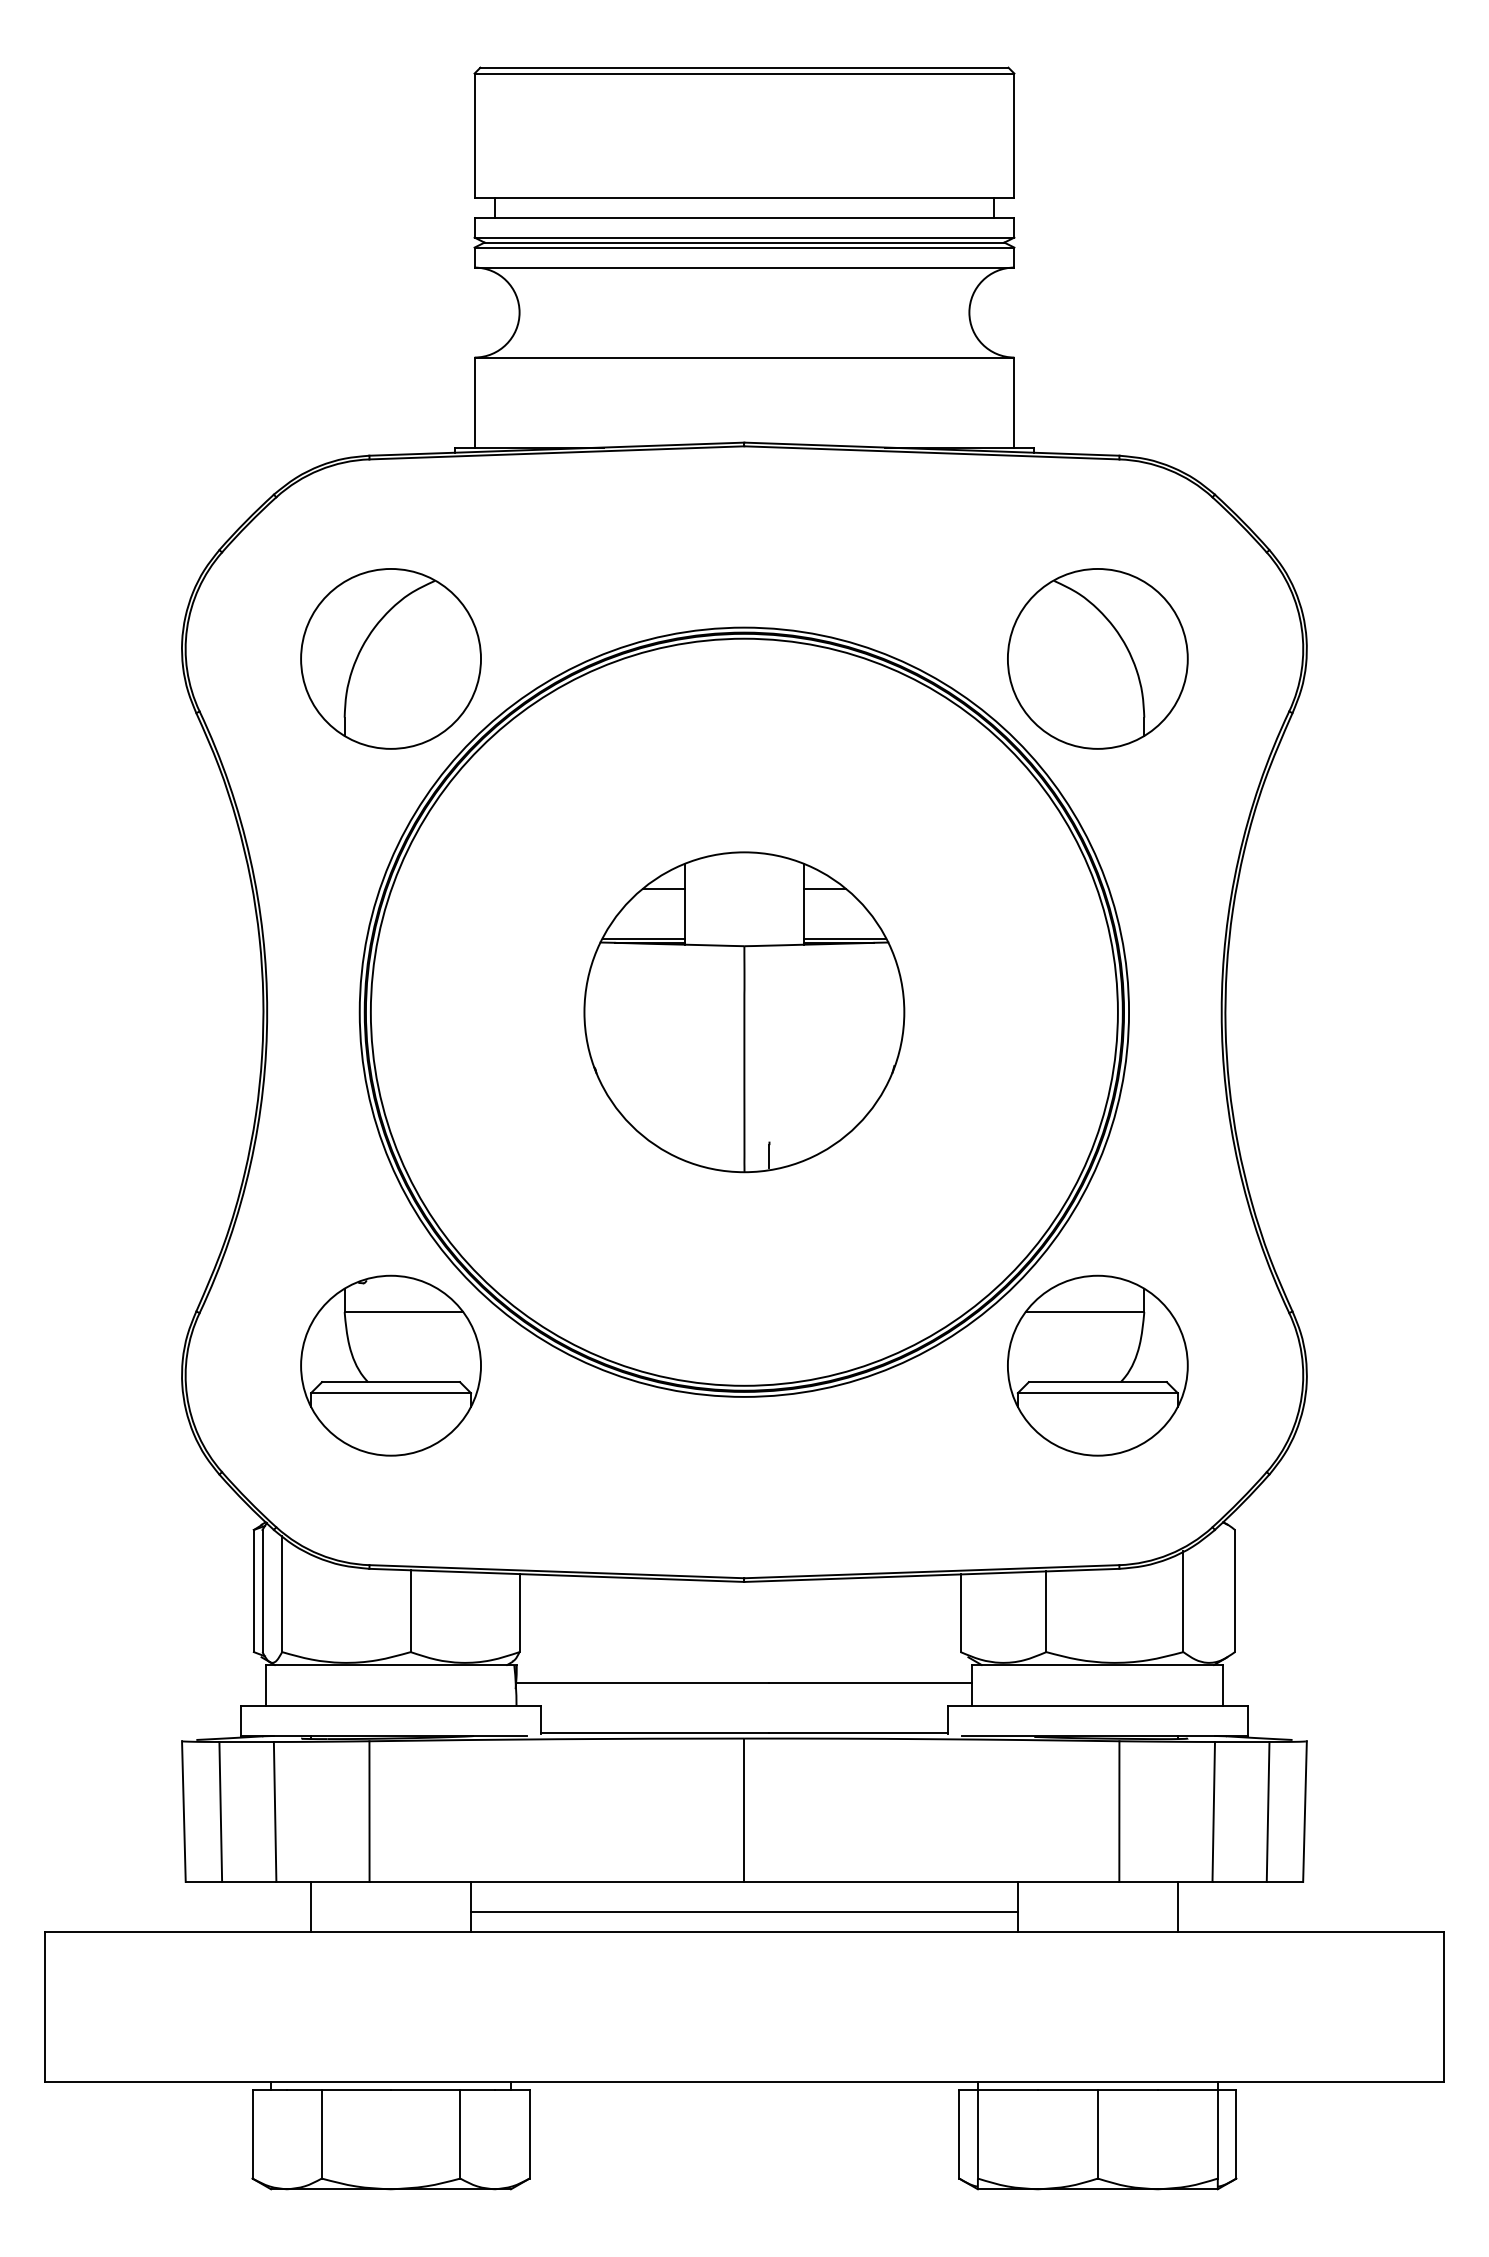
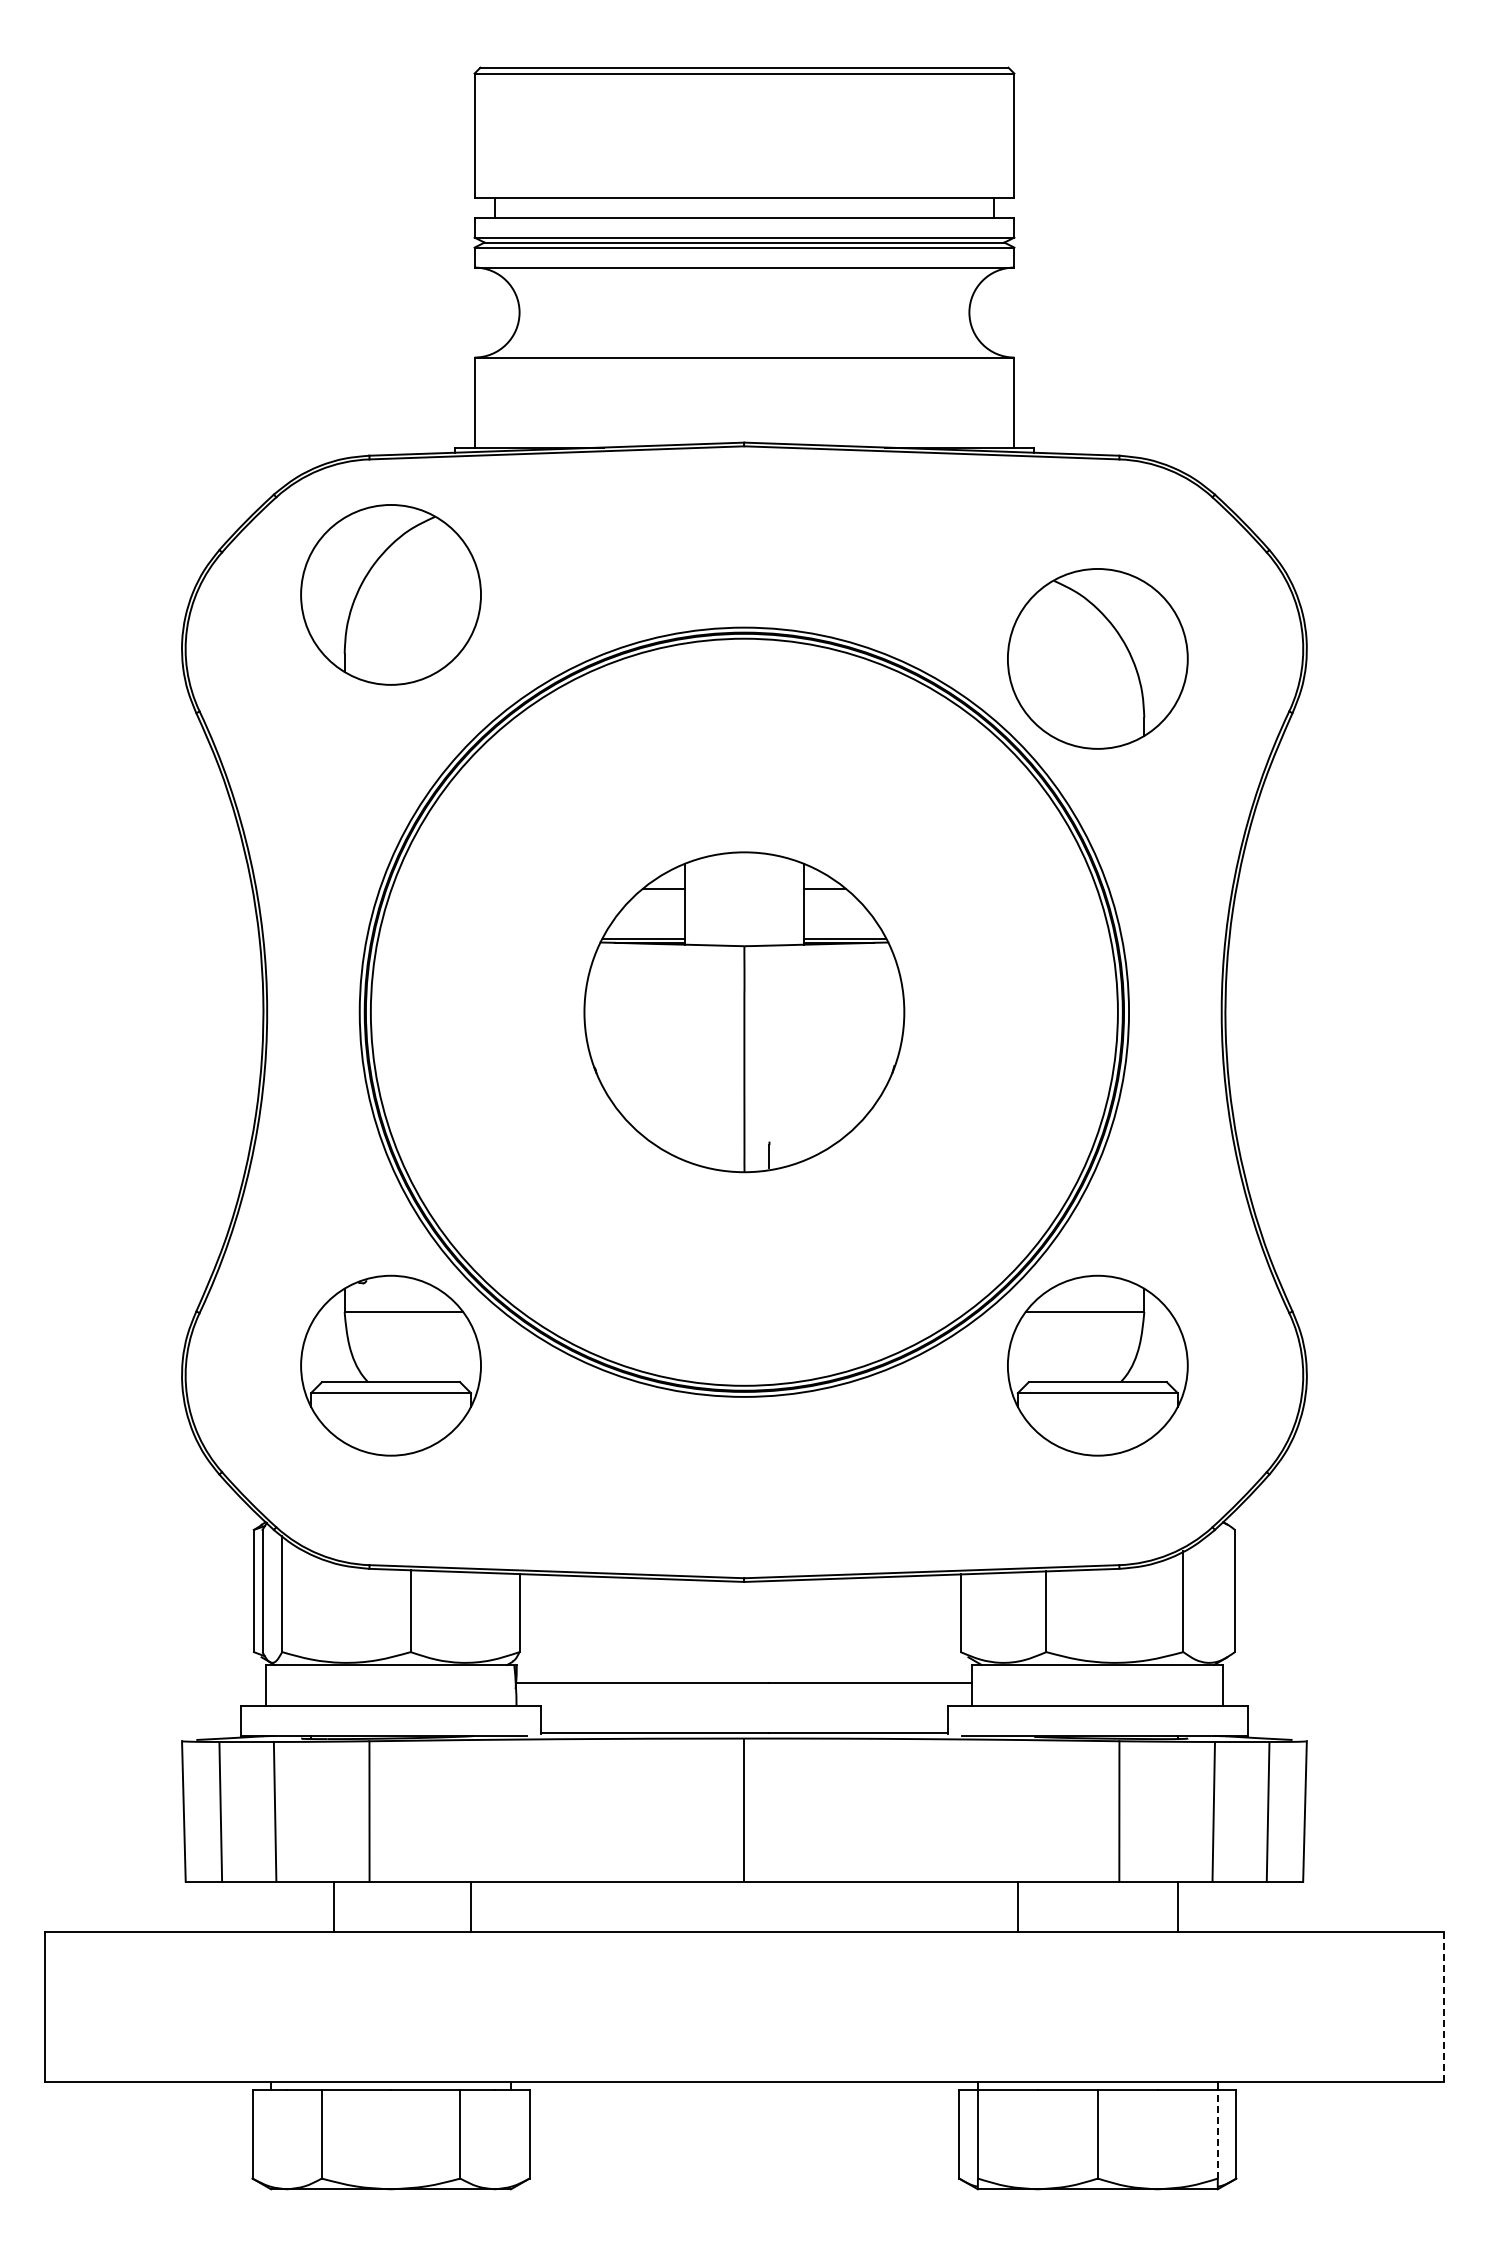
part position: (390, 658) -> (390, 594) (390, 594)
line position: (311, 1906) -> (334, 1906) (334, 1906)
line: present -> none (744, 1911)
line: solid -> dashed (1444, 2006)
line: solid -> dashed (1217, 2133)
